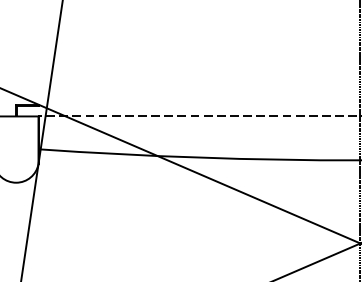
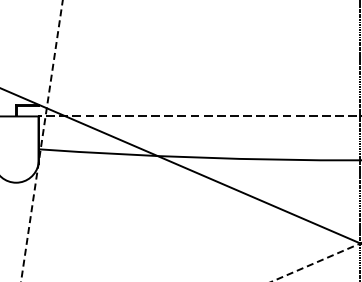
line: solid -> dashed (42, 140)
line: solid -> dashed (316, 262)
